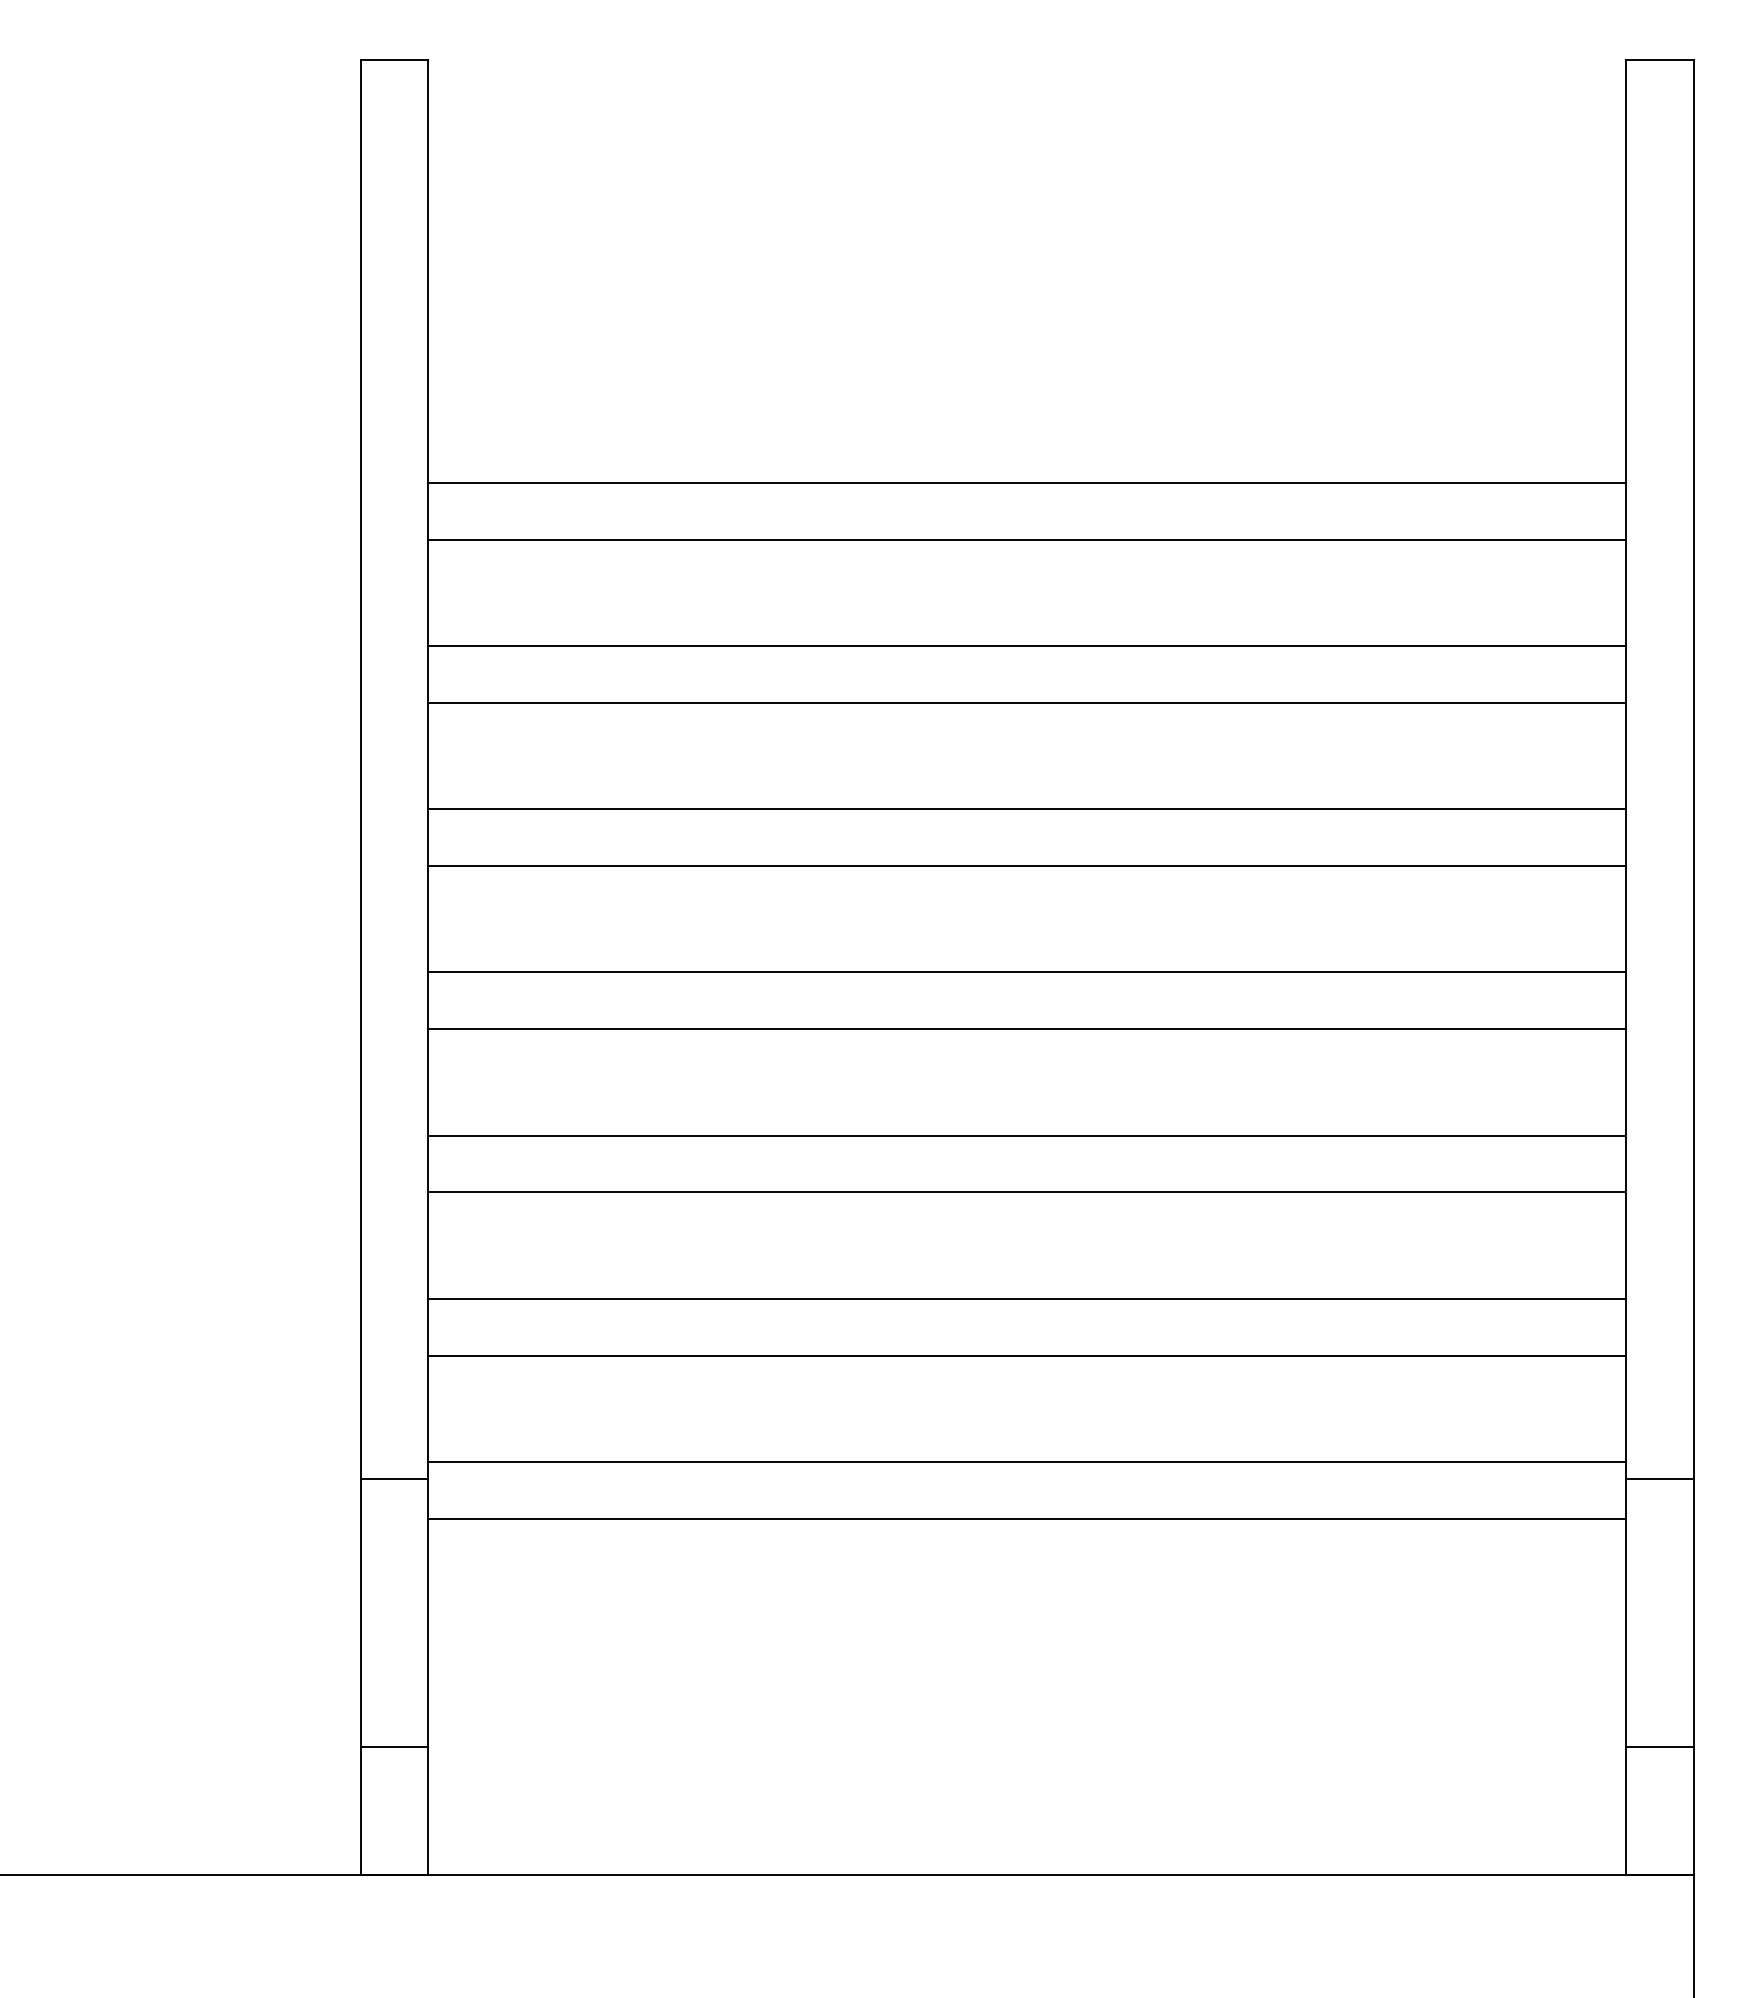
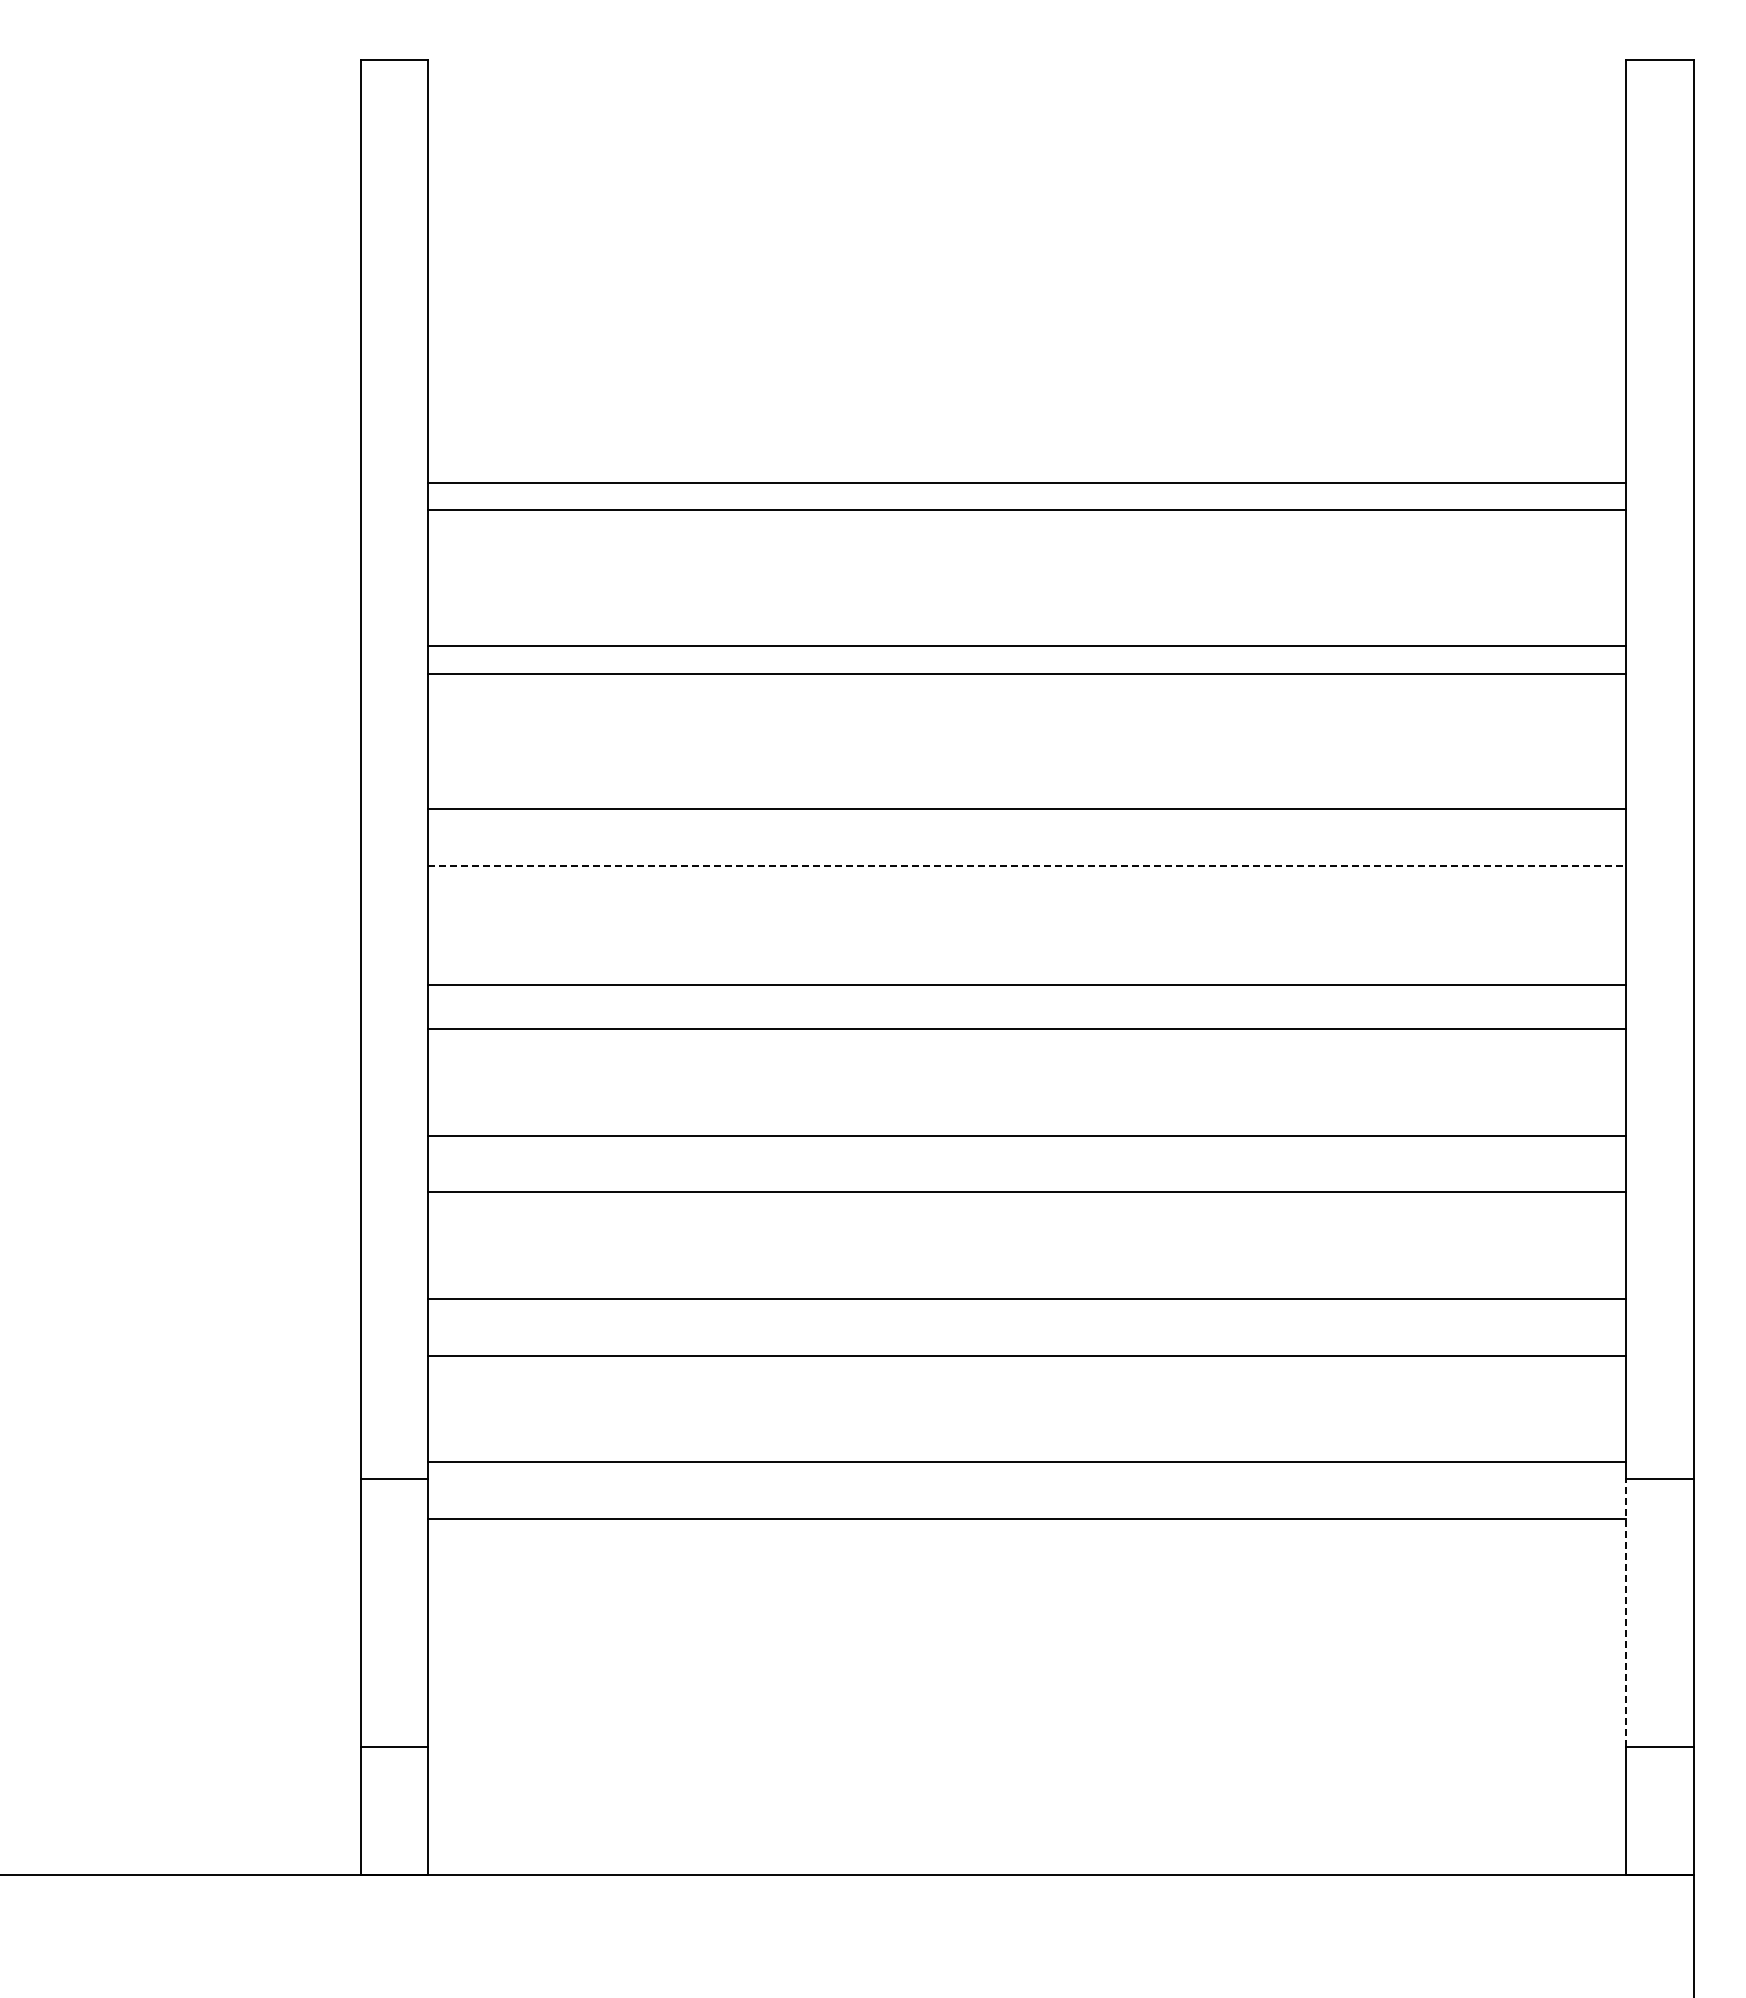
line position: (1027, 539) -> (1027, 509) (1027, 509)
line position: (1027, 702) -> (1027, 673) (1027, 673)
line: solid -> dashed (1027, 865)
line position: (1027, 972) -> (1027, 985) (1027, 985)
line: solid -> dashed (1626, 1612)
